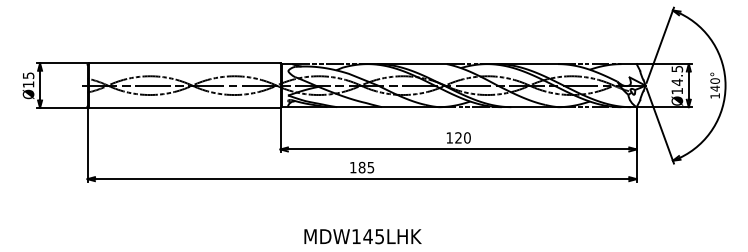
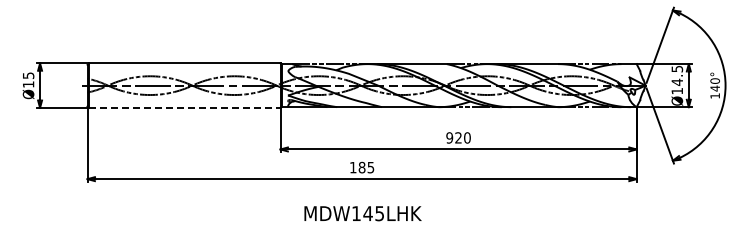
line: solid -> dashed (184, 107)
text: 120 -> 920 (449, 137)
text position: (362, 236) -> (362, 213) (362, 213)
